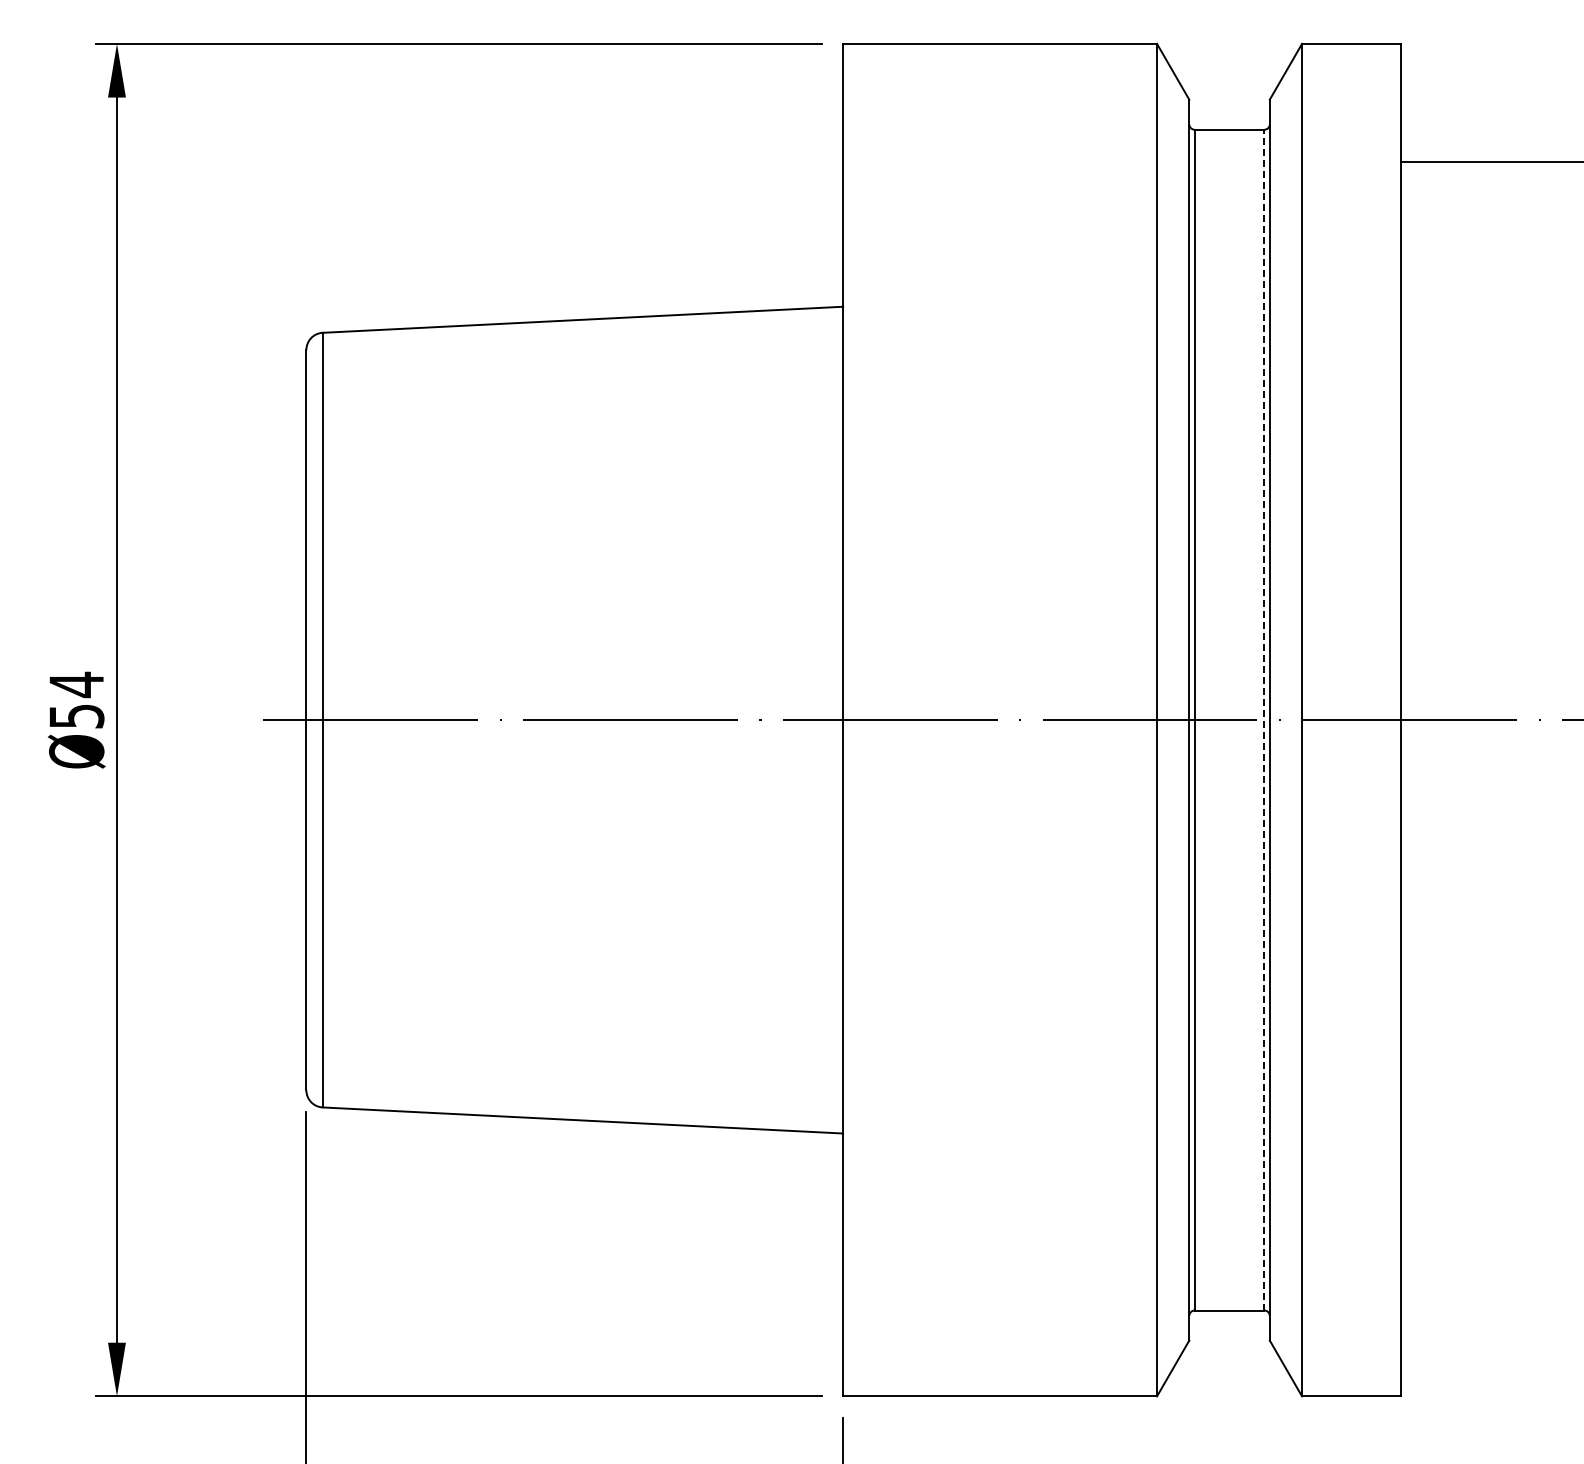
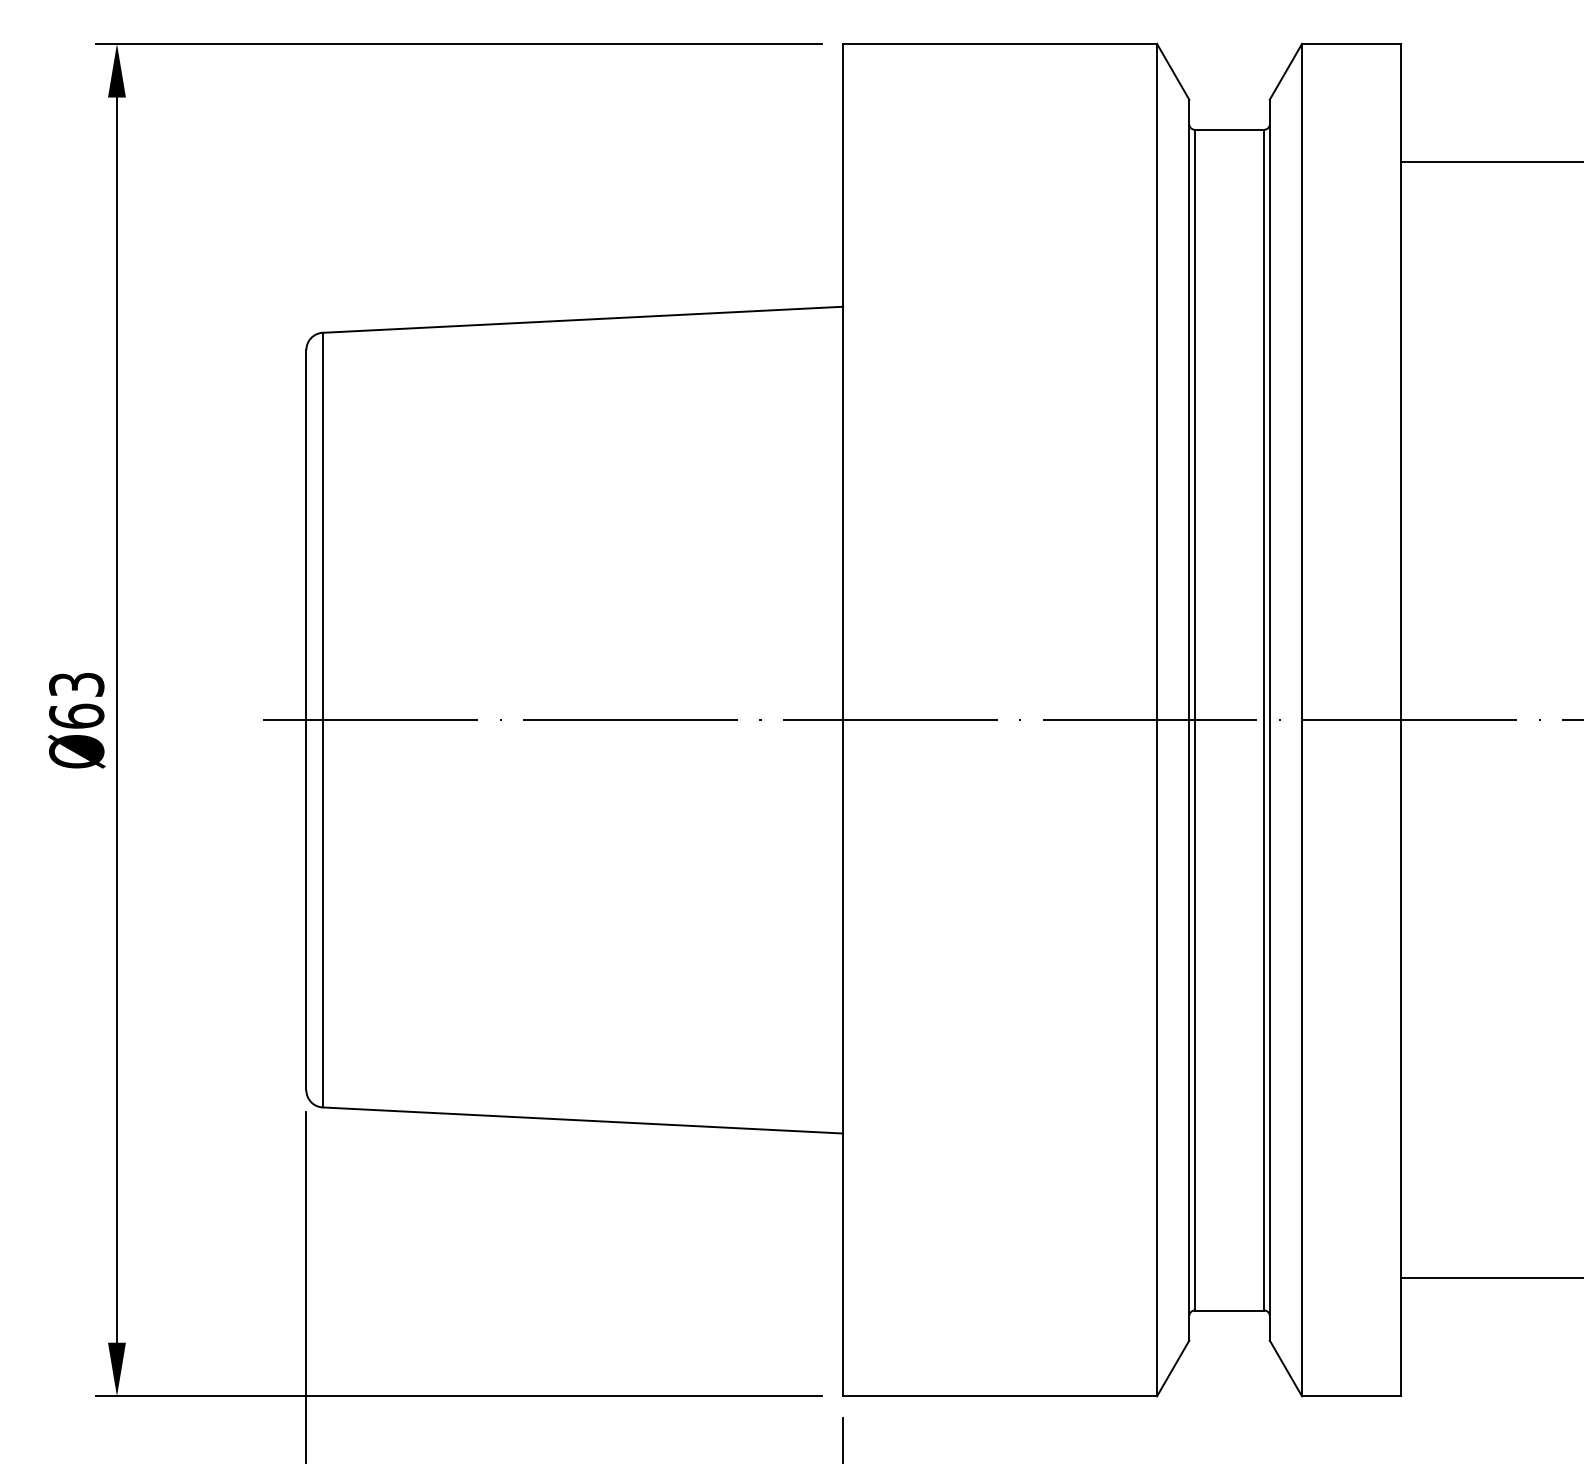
text: 54 -> 63 (76, 699)
line: dashed -> solid (1264, 719)
line: none -> present (1490, 1278)
